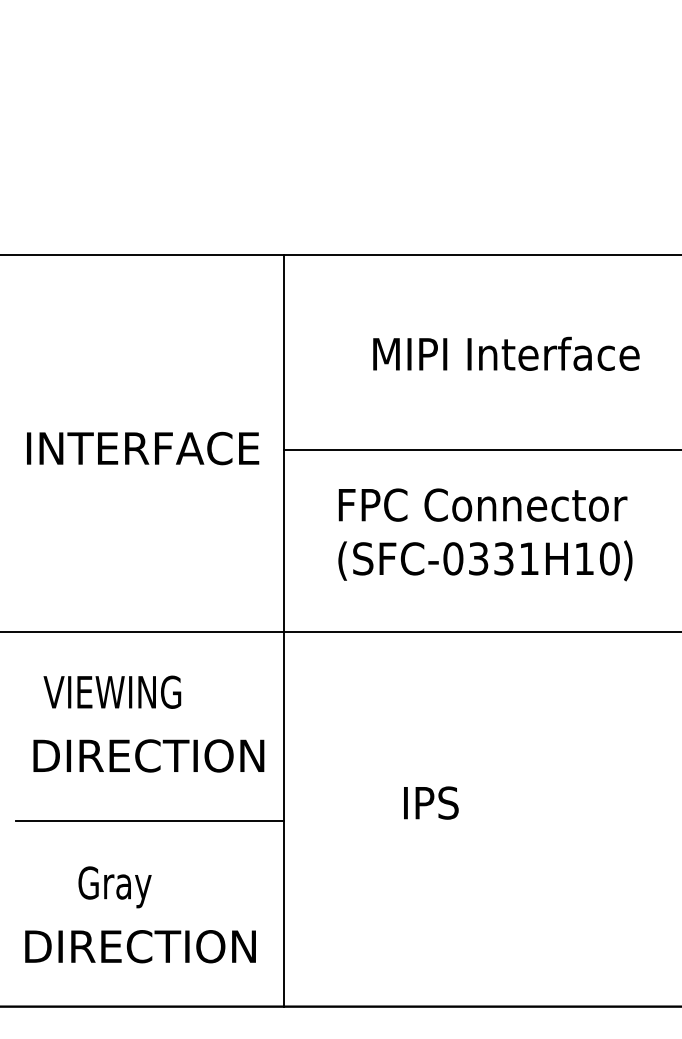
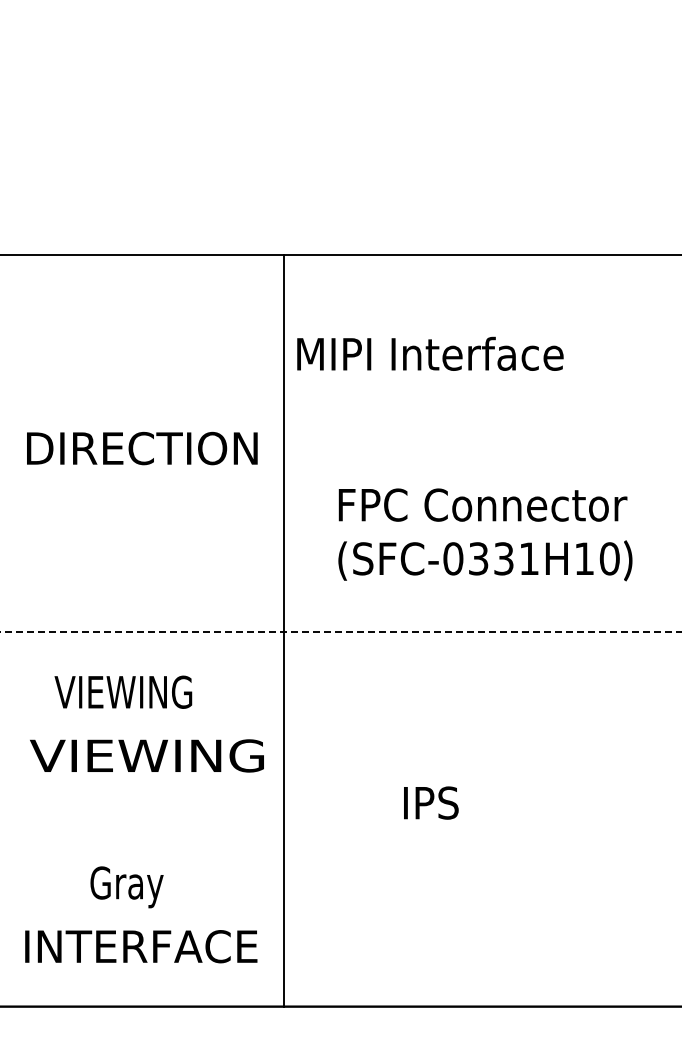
text position: (506, 353) -> (430, 353) (430, 353)
text: INTERFACE -> DIRECTION (145, 448)
line: present -> none (481, 449)
line: solid -> dashed (341, 631)
text position: (112, 691) -> (123, 691) (123, 691)
text: DIRECTION -> VIEWING (147, 755)
line: present -> none (149, 821)
text position: (114, 887) -> (126, 887) (126, 887)
text: DIRECTION -> INTERFACE (143, 946)
